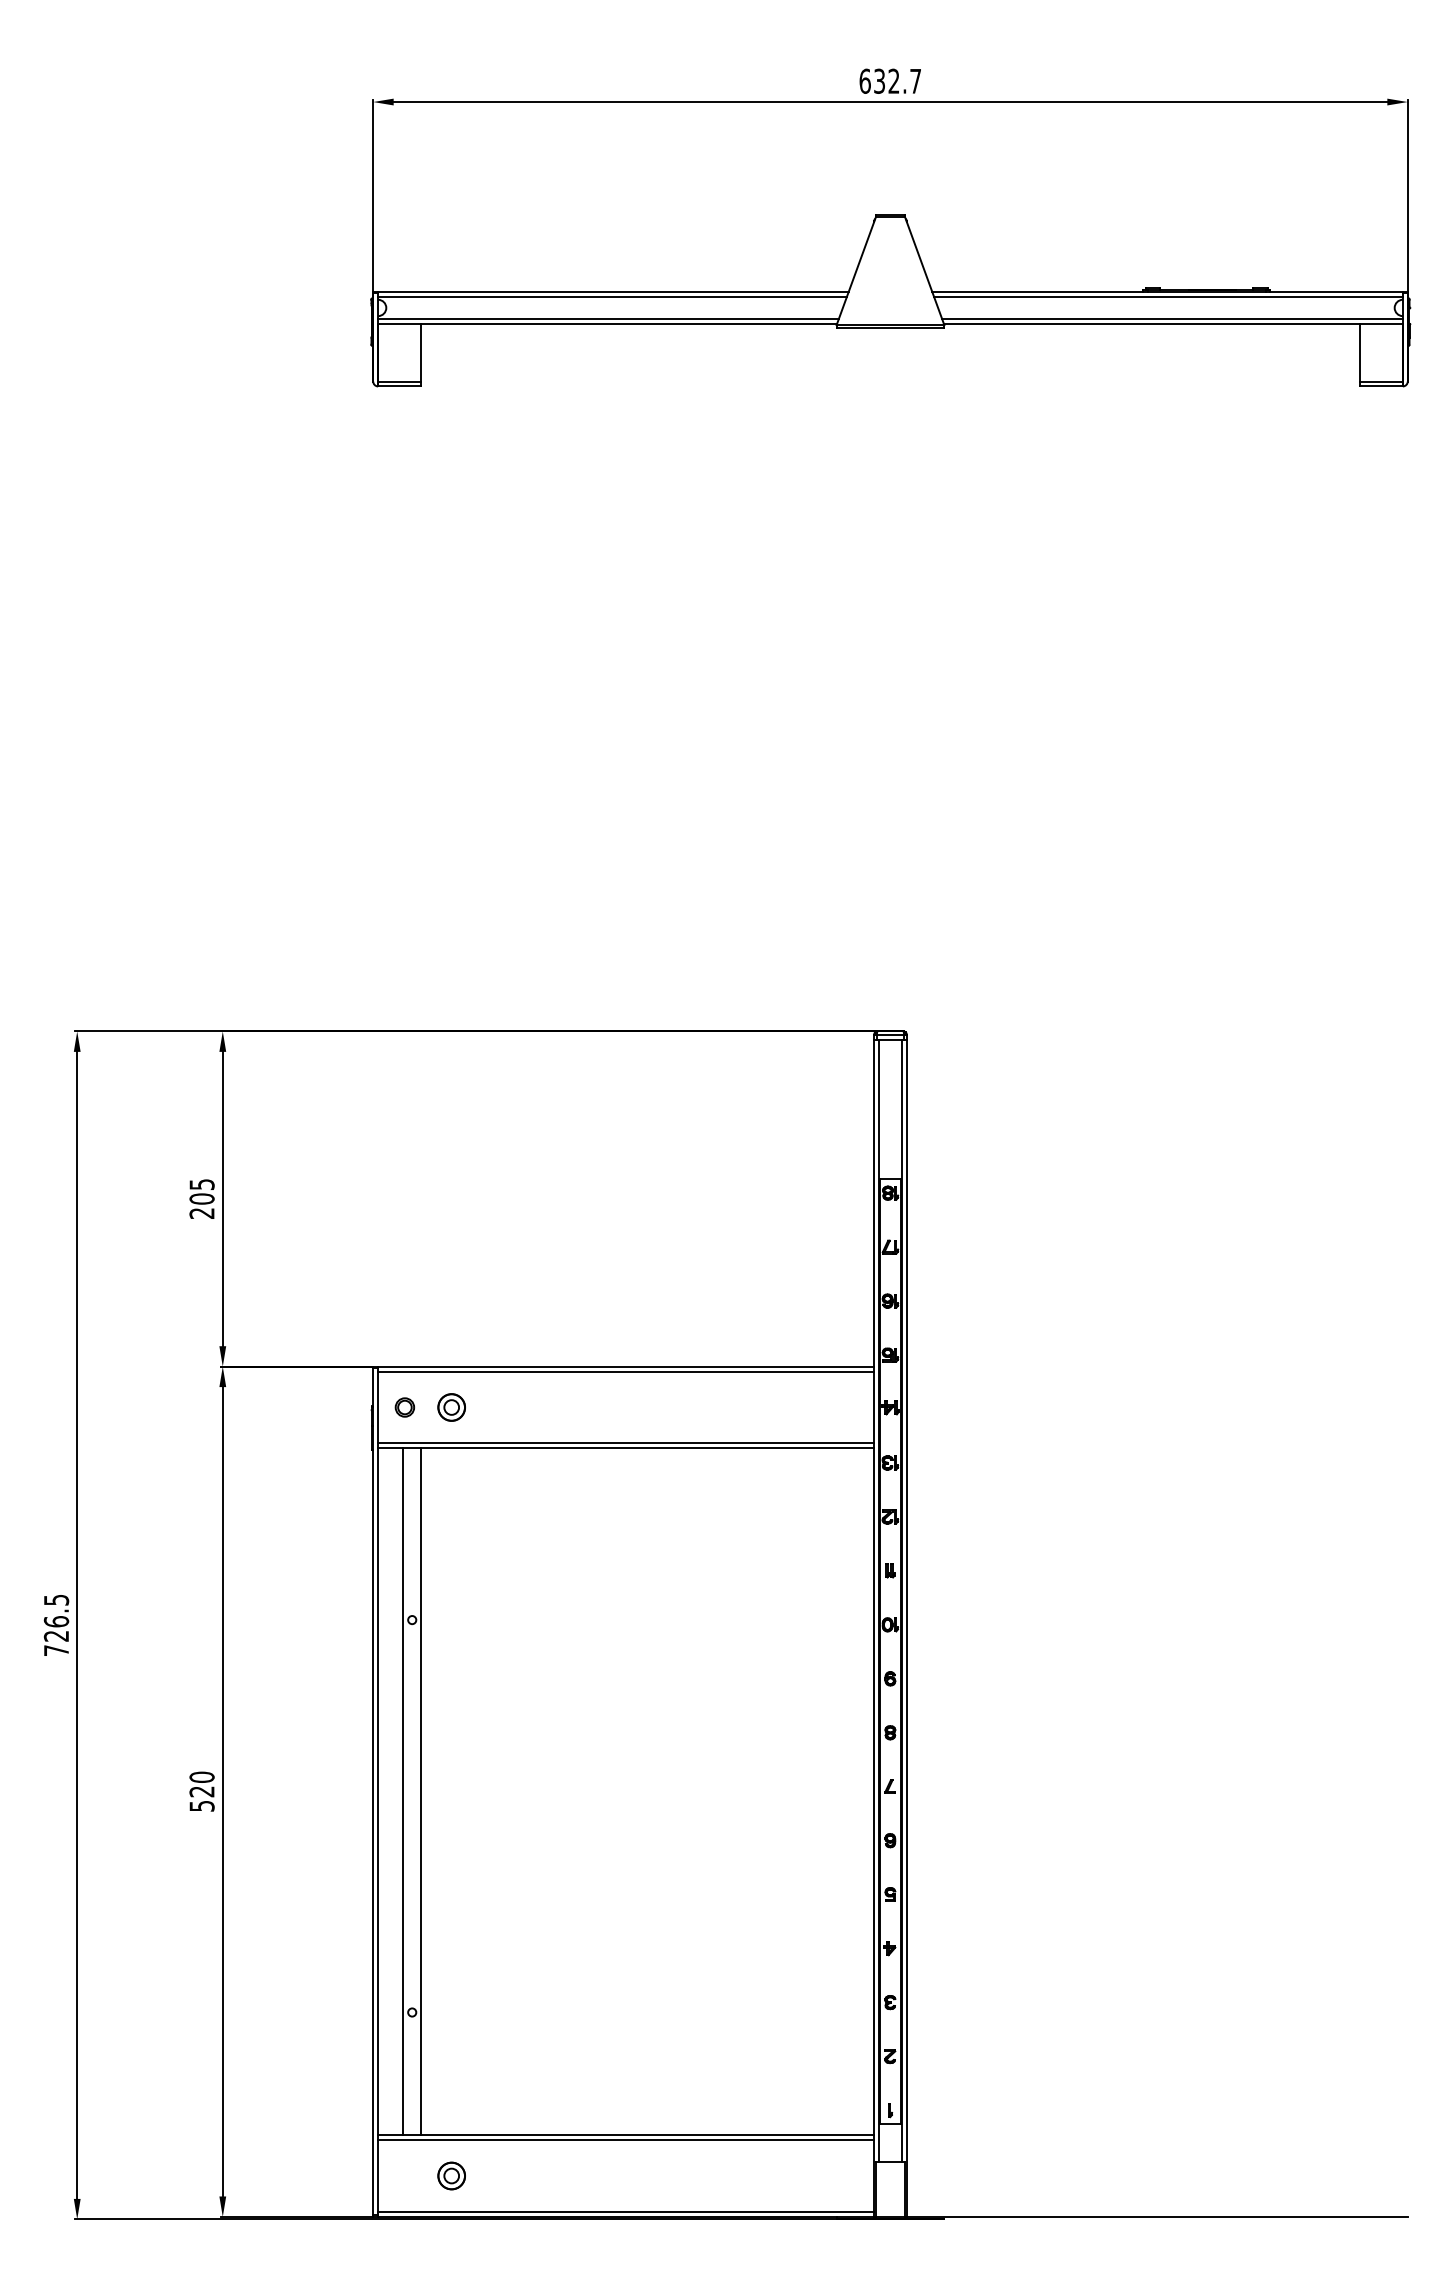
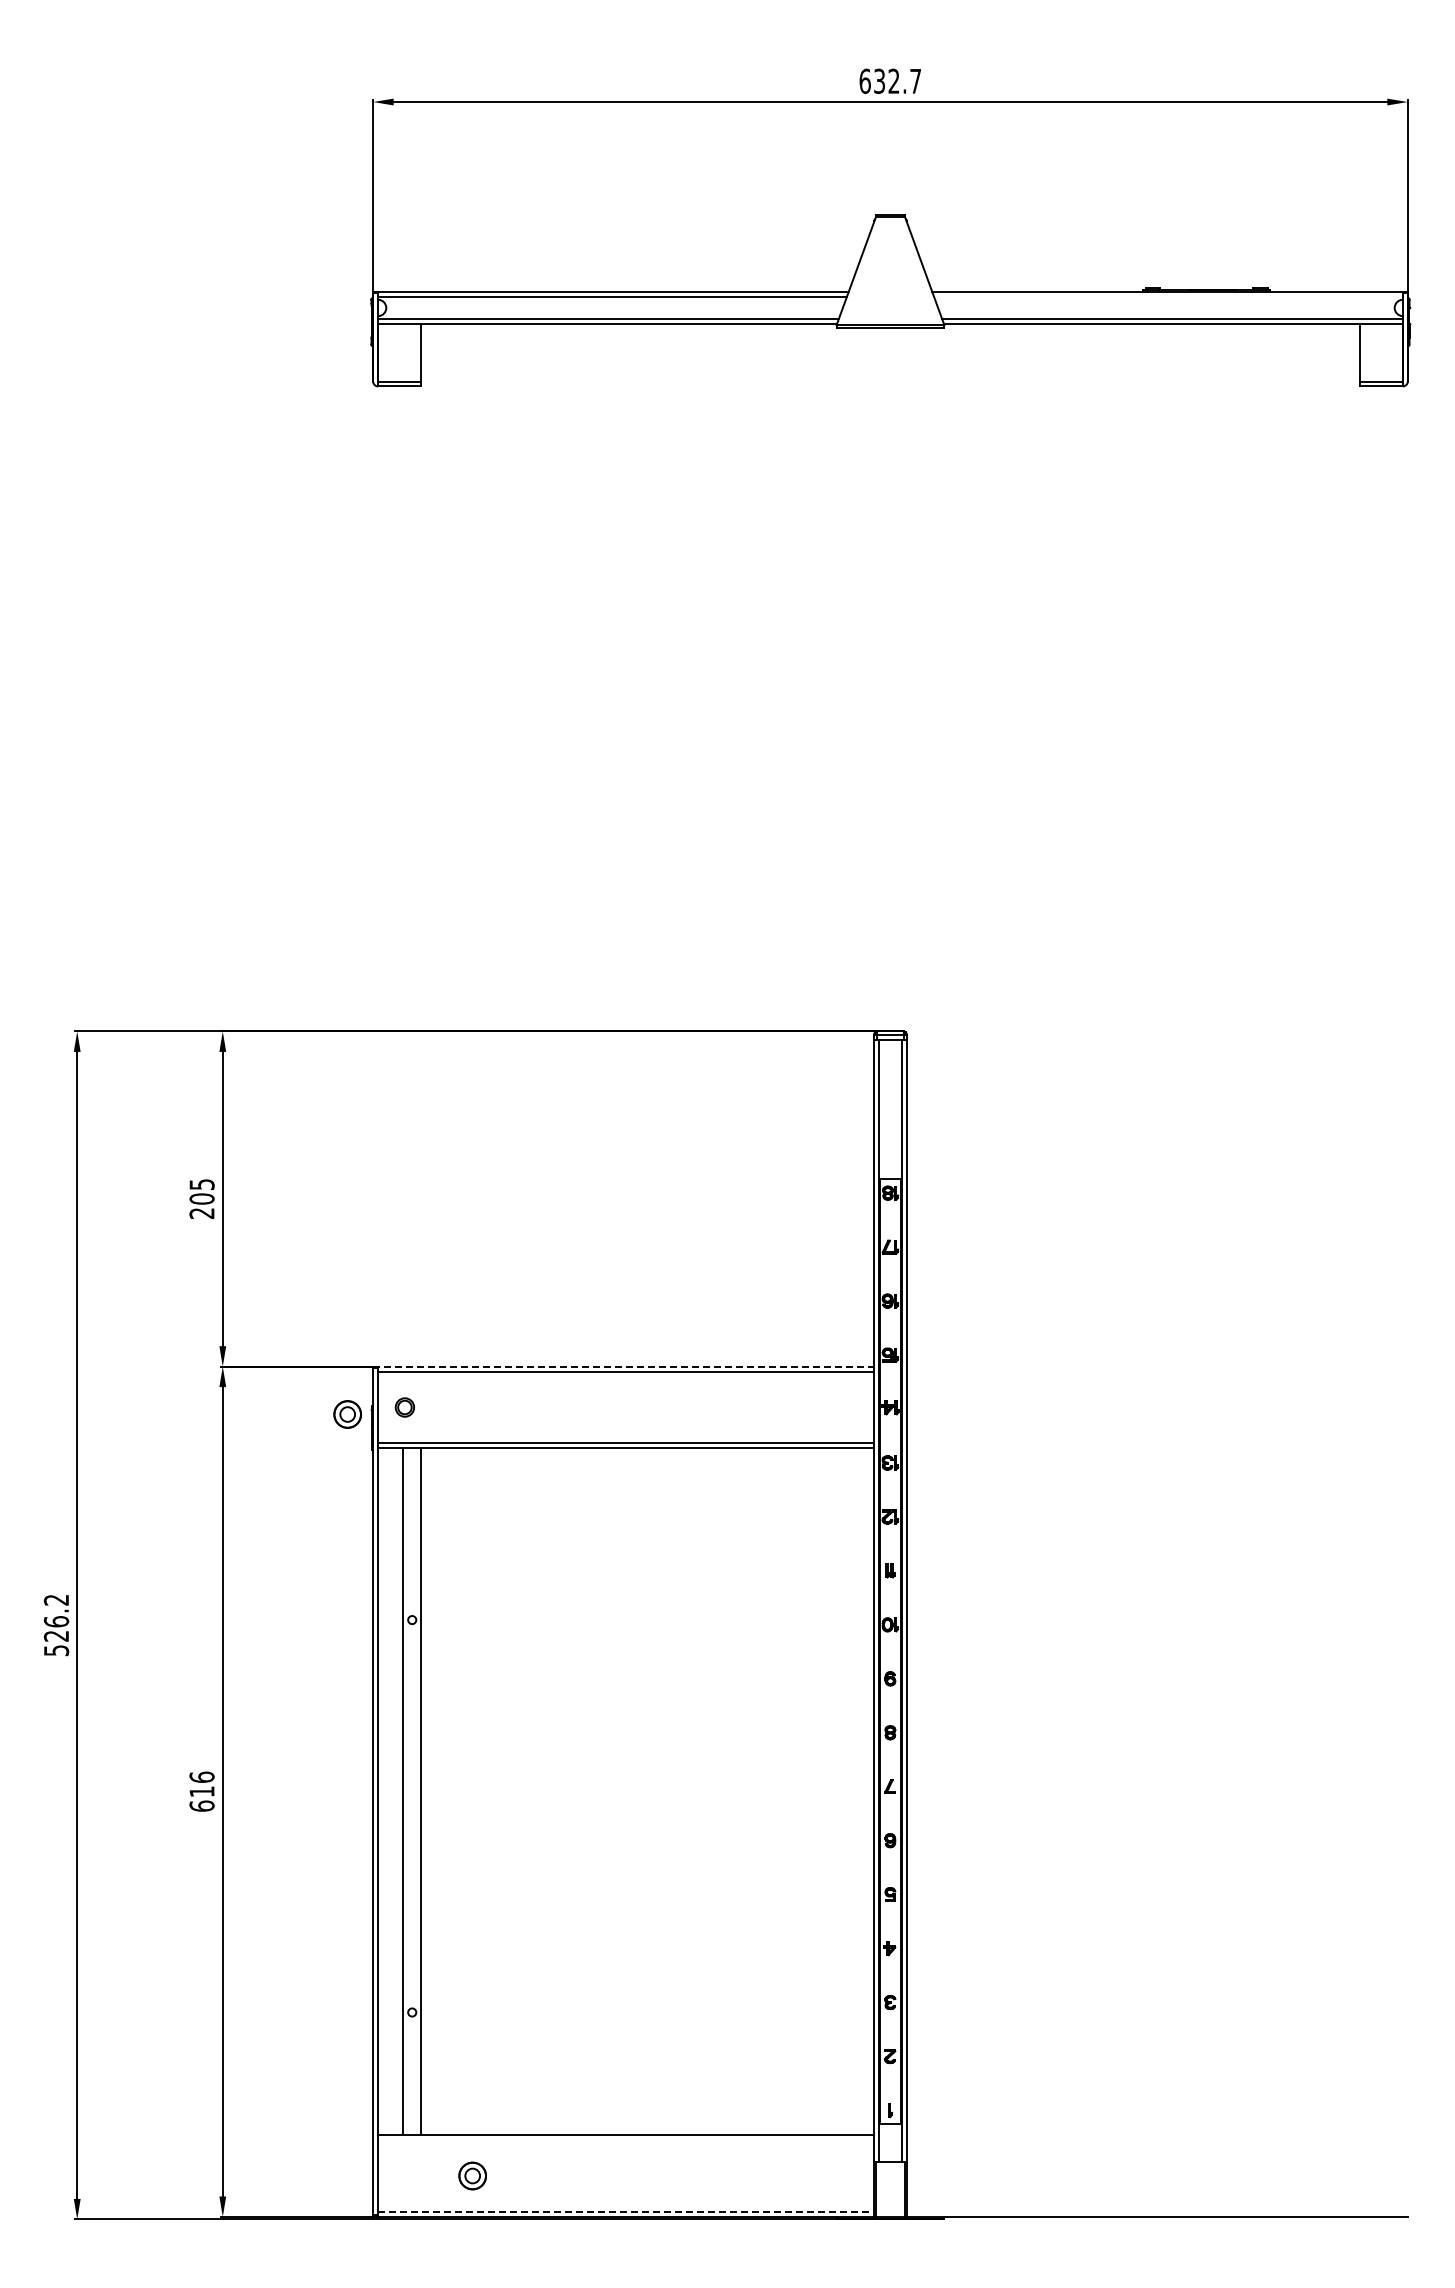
line: present -> none (1167, 296)
line: solid -> dashed (624, 1366)
part position: (451, 1407) -> (347, 1414) (347, 1414)
text: 726.5 -> 526.2 (56, 1625)
text: 520 -> 616 (201, 1791)
line: present -> none (626, 2140)
part position: (451, 2175) -> (472, 2175) (472, 2175)
line: solid -> dashed (626, 2212)
